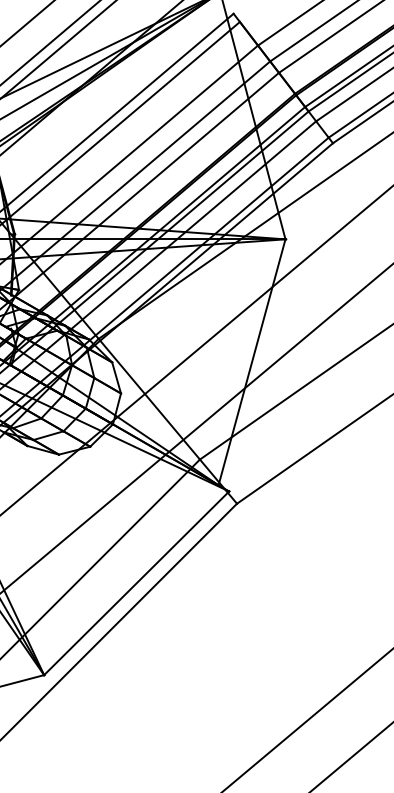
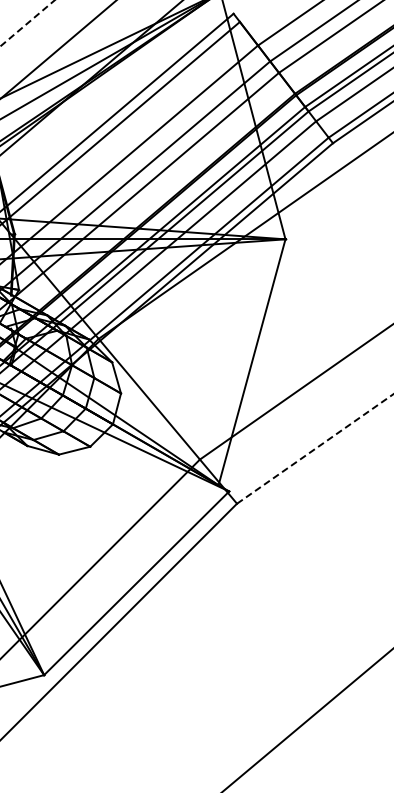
line: solid -> dashed (27, 23)
line: present -> none (50, 42)
line: present -> none (196, 350)
line: present -> none (196, 428)
line: solid -> dashed (315, 448)
line: present -> none (351, 756)
